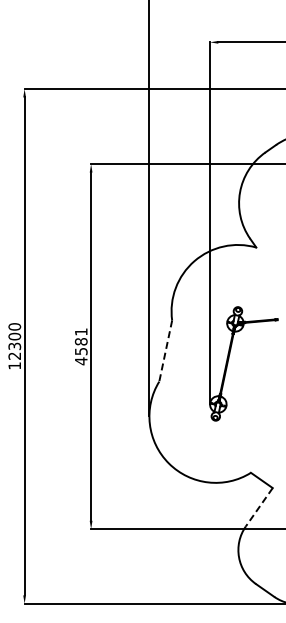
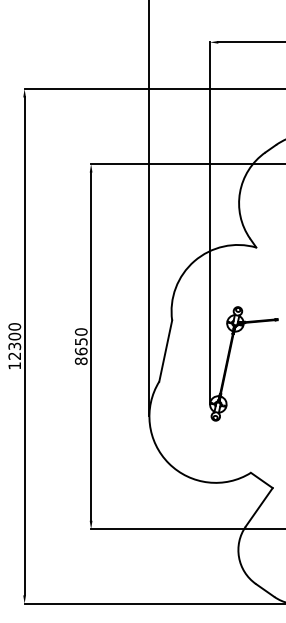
text: 4581 -> 8650 (80, 346)
line: dashed -> solid (165, 351)
line: dashed -> solid (259, 507)
